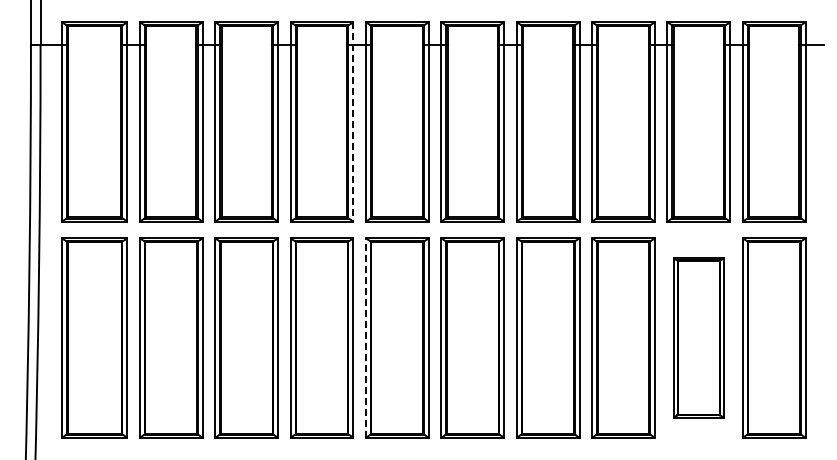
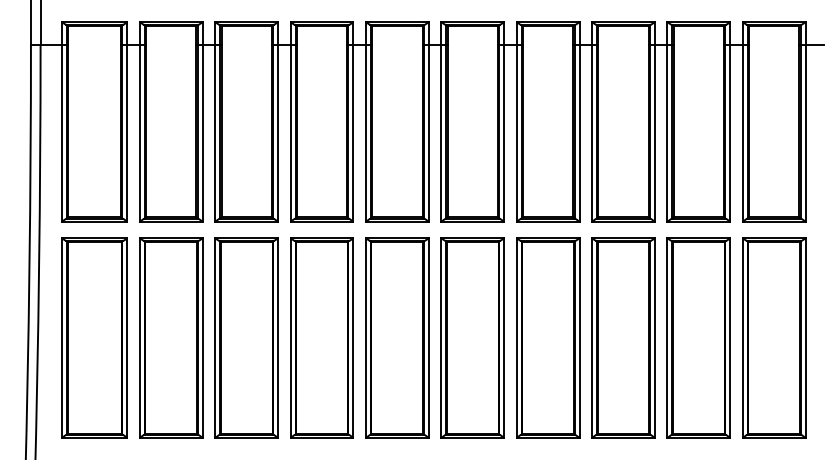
line: dashed -> solid (353, 121)
part size: 52x162 px -> 65x202 px (698, 337)
line: dashed -> solid (365, 338)
